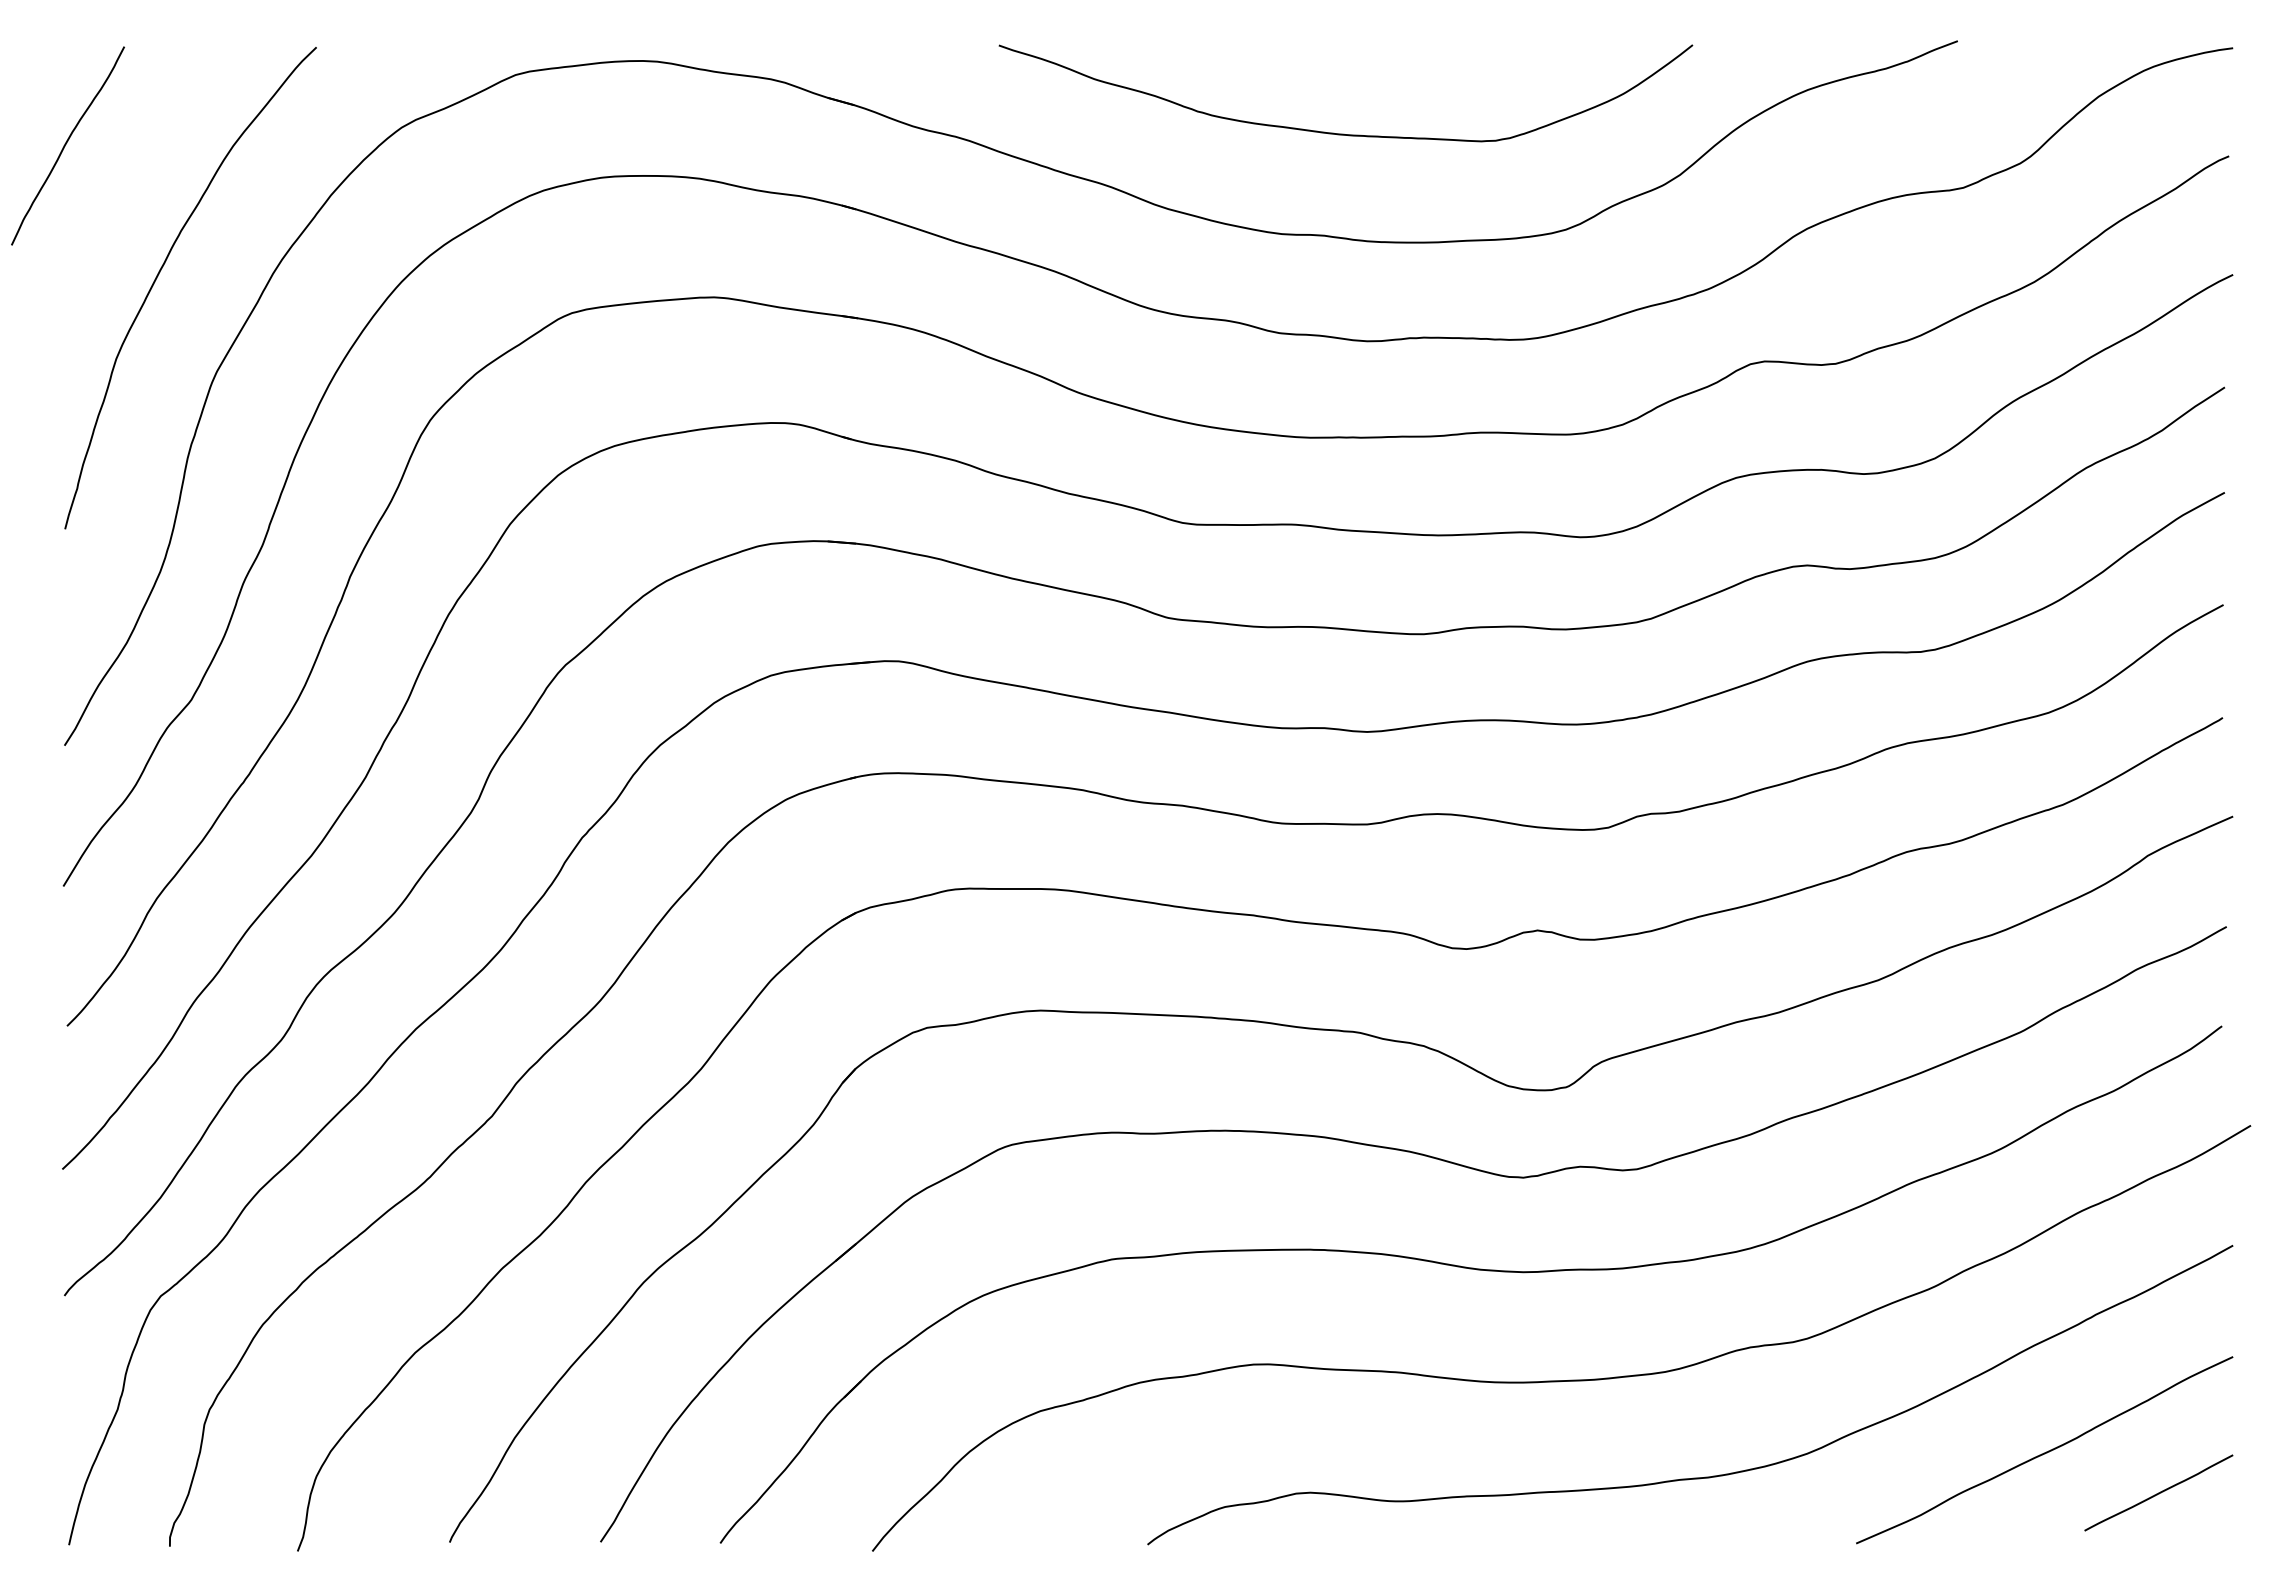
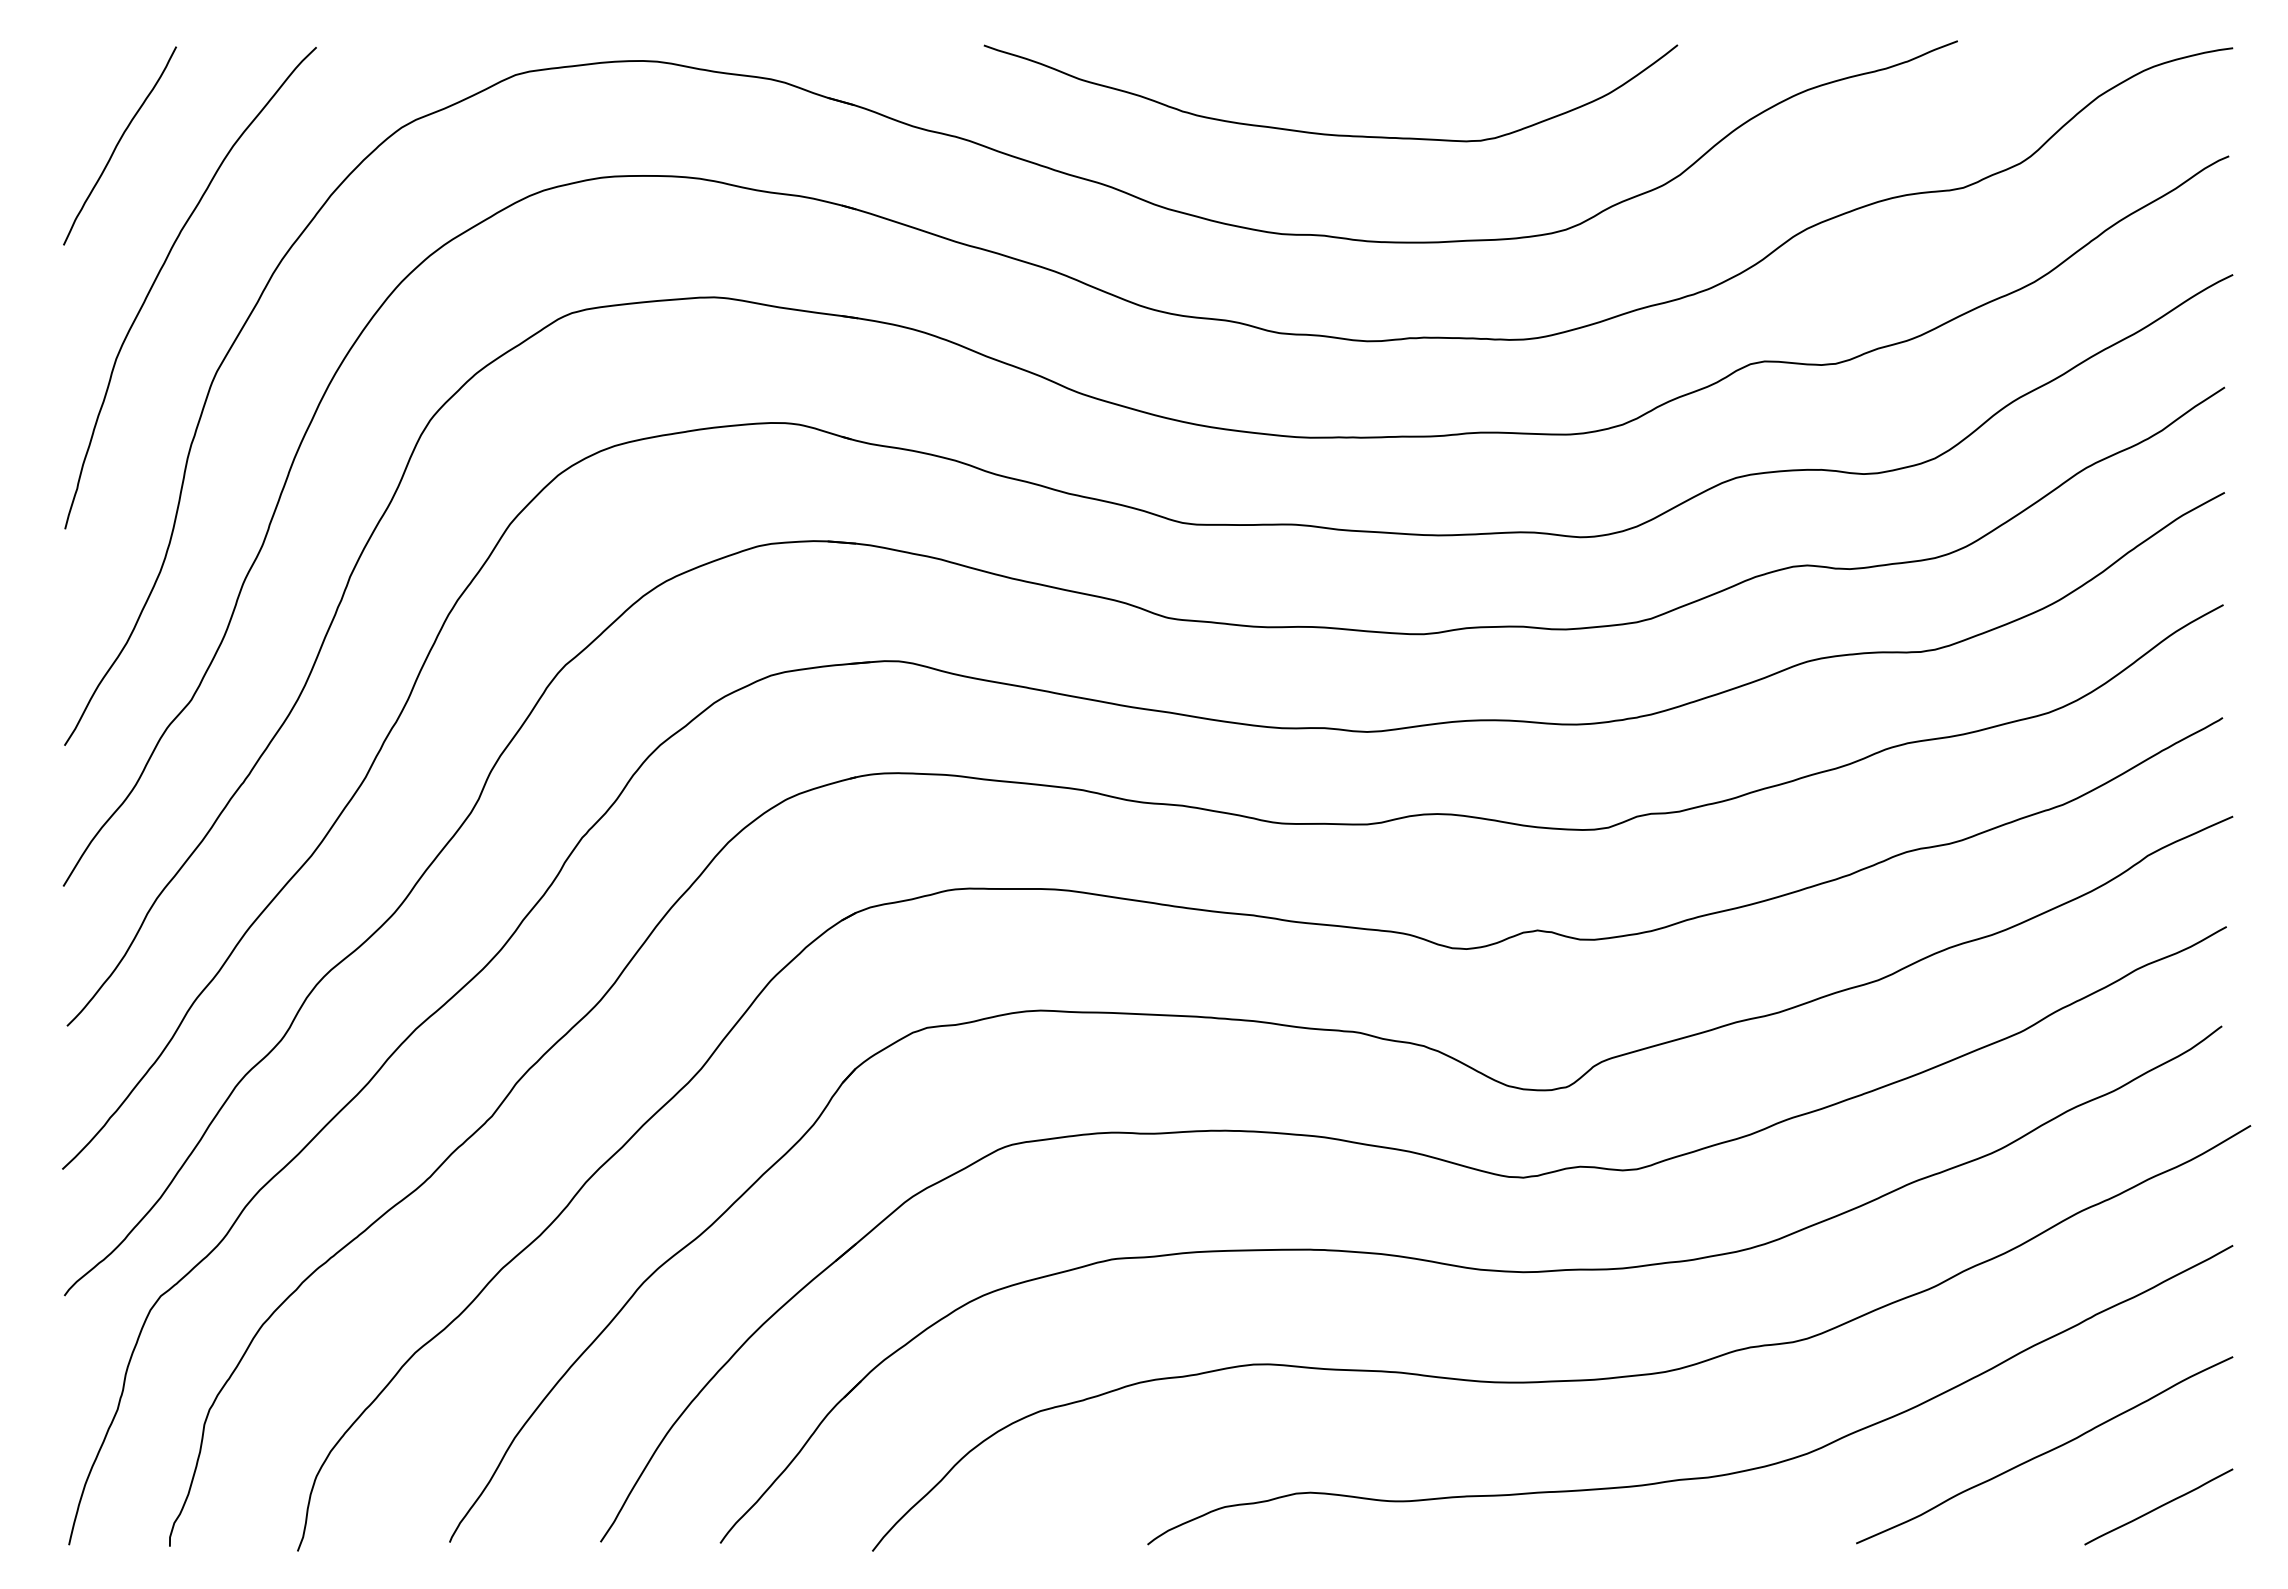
curve position: (1344, 133) -> (1329, 133) (1329, 133)
curve position: (66, 144) -> (118, 144) (118, 144)
line position: (2158, 1492) -> (2158, 1506) (2158, 1506)
